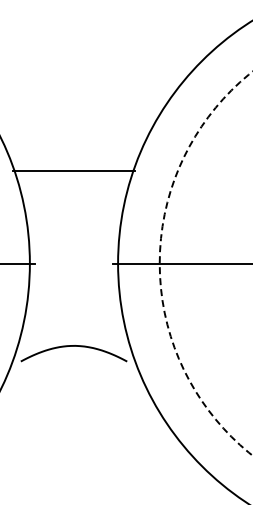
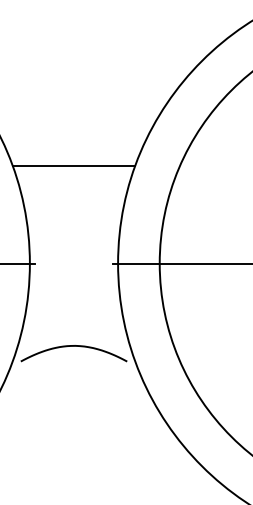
line position: (73, 170) -> (73, 165) (73, 165)
circle: dashed -> solid (205, 263)
